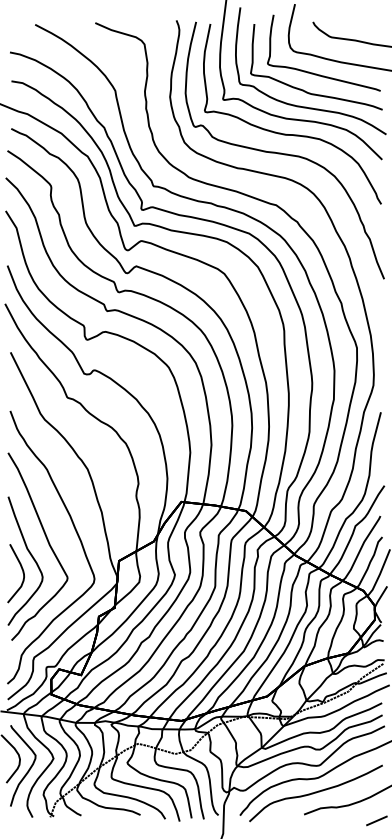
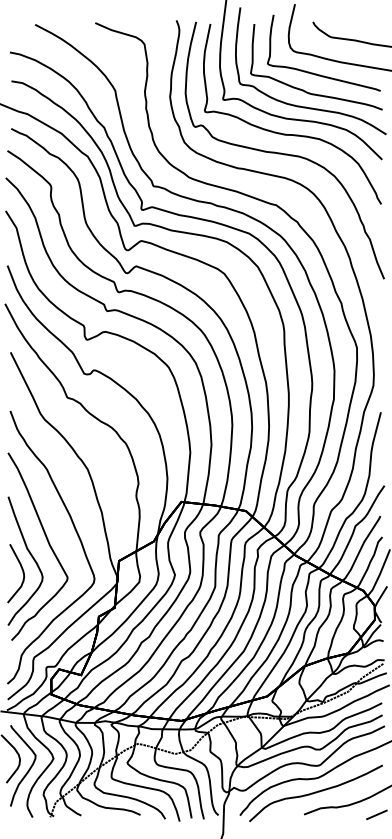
line position: (376, 820) -> (376, 814) (376, 814)
